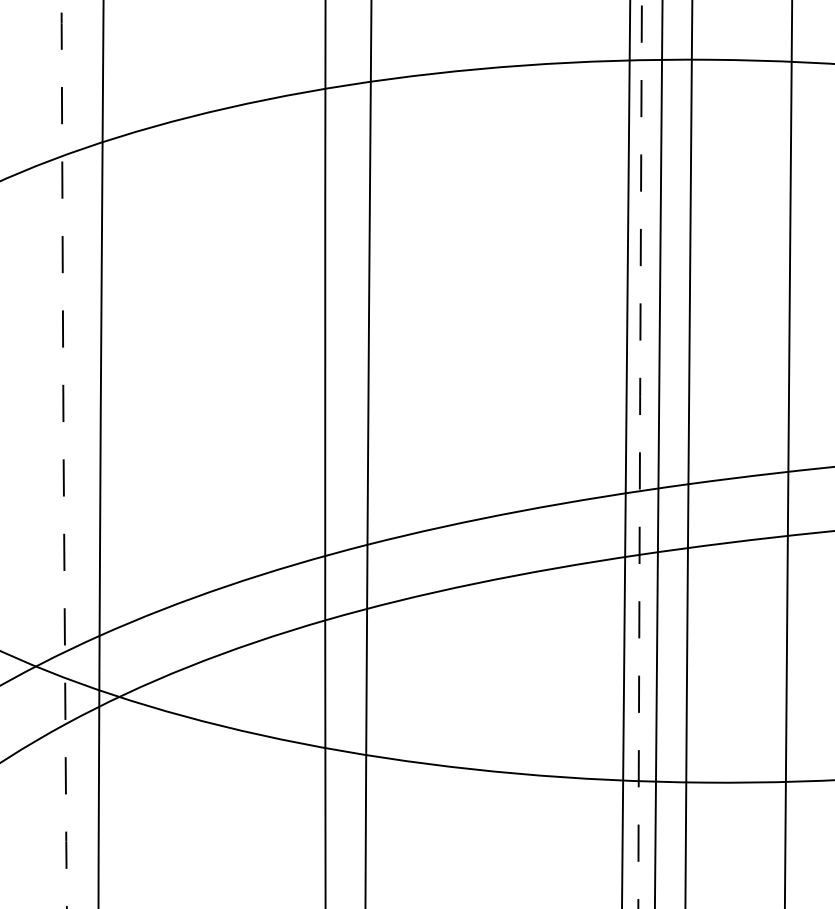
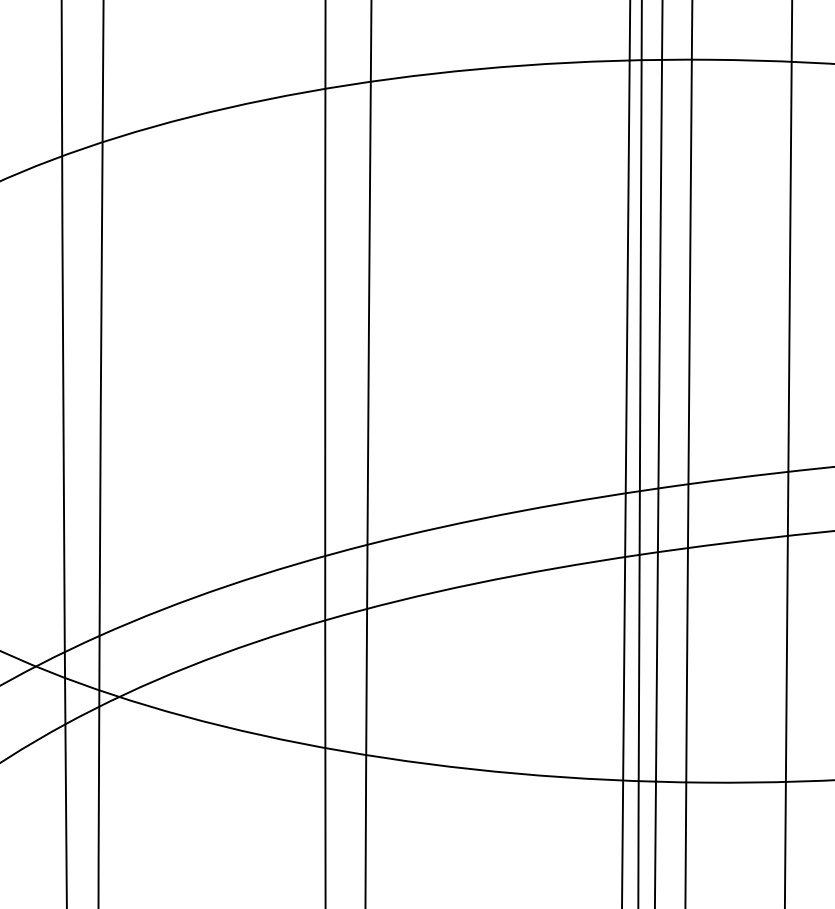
arc: dashed -> solid (639, 453)
arc: dashed -> solid (63, 454)
